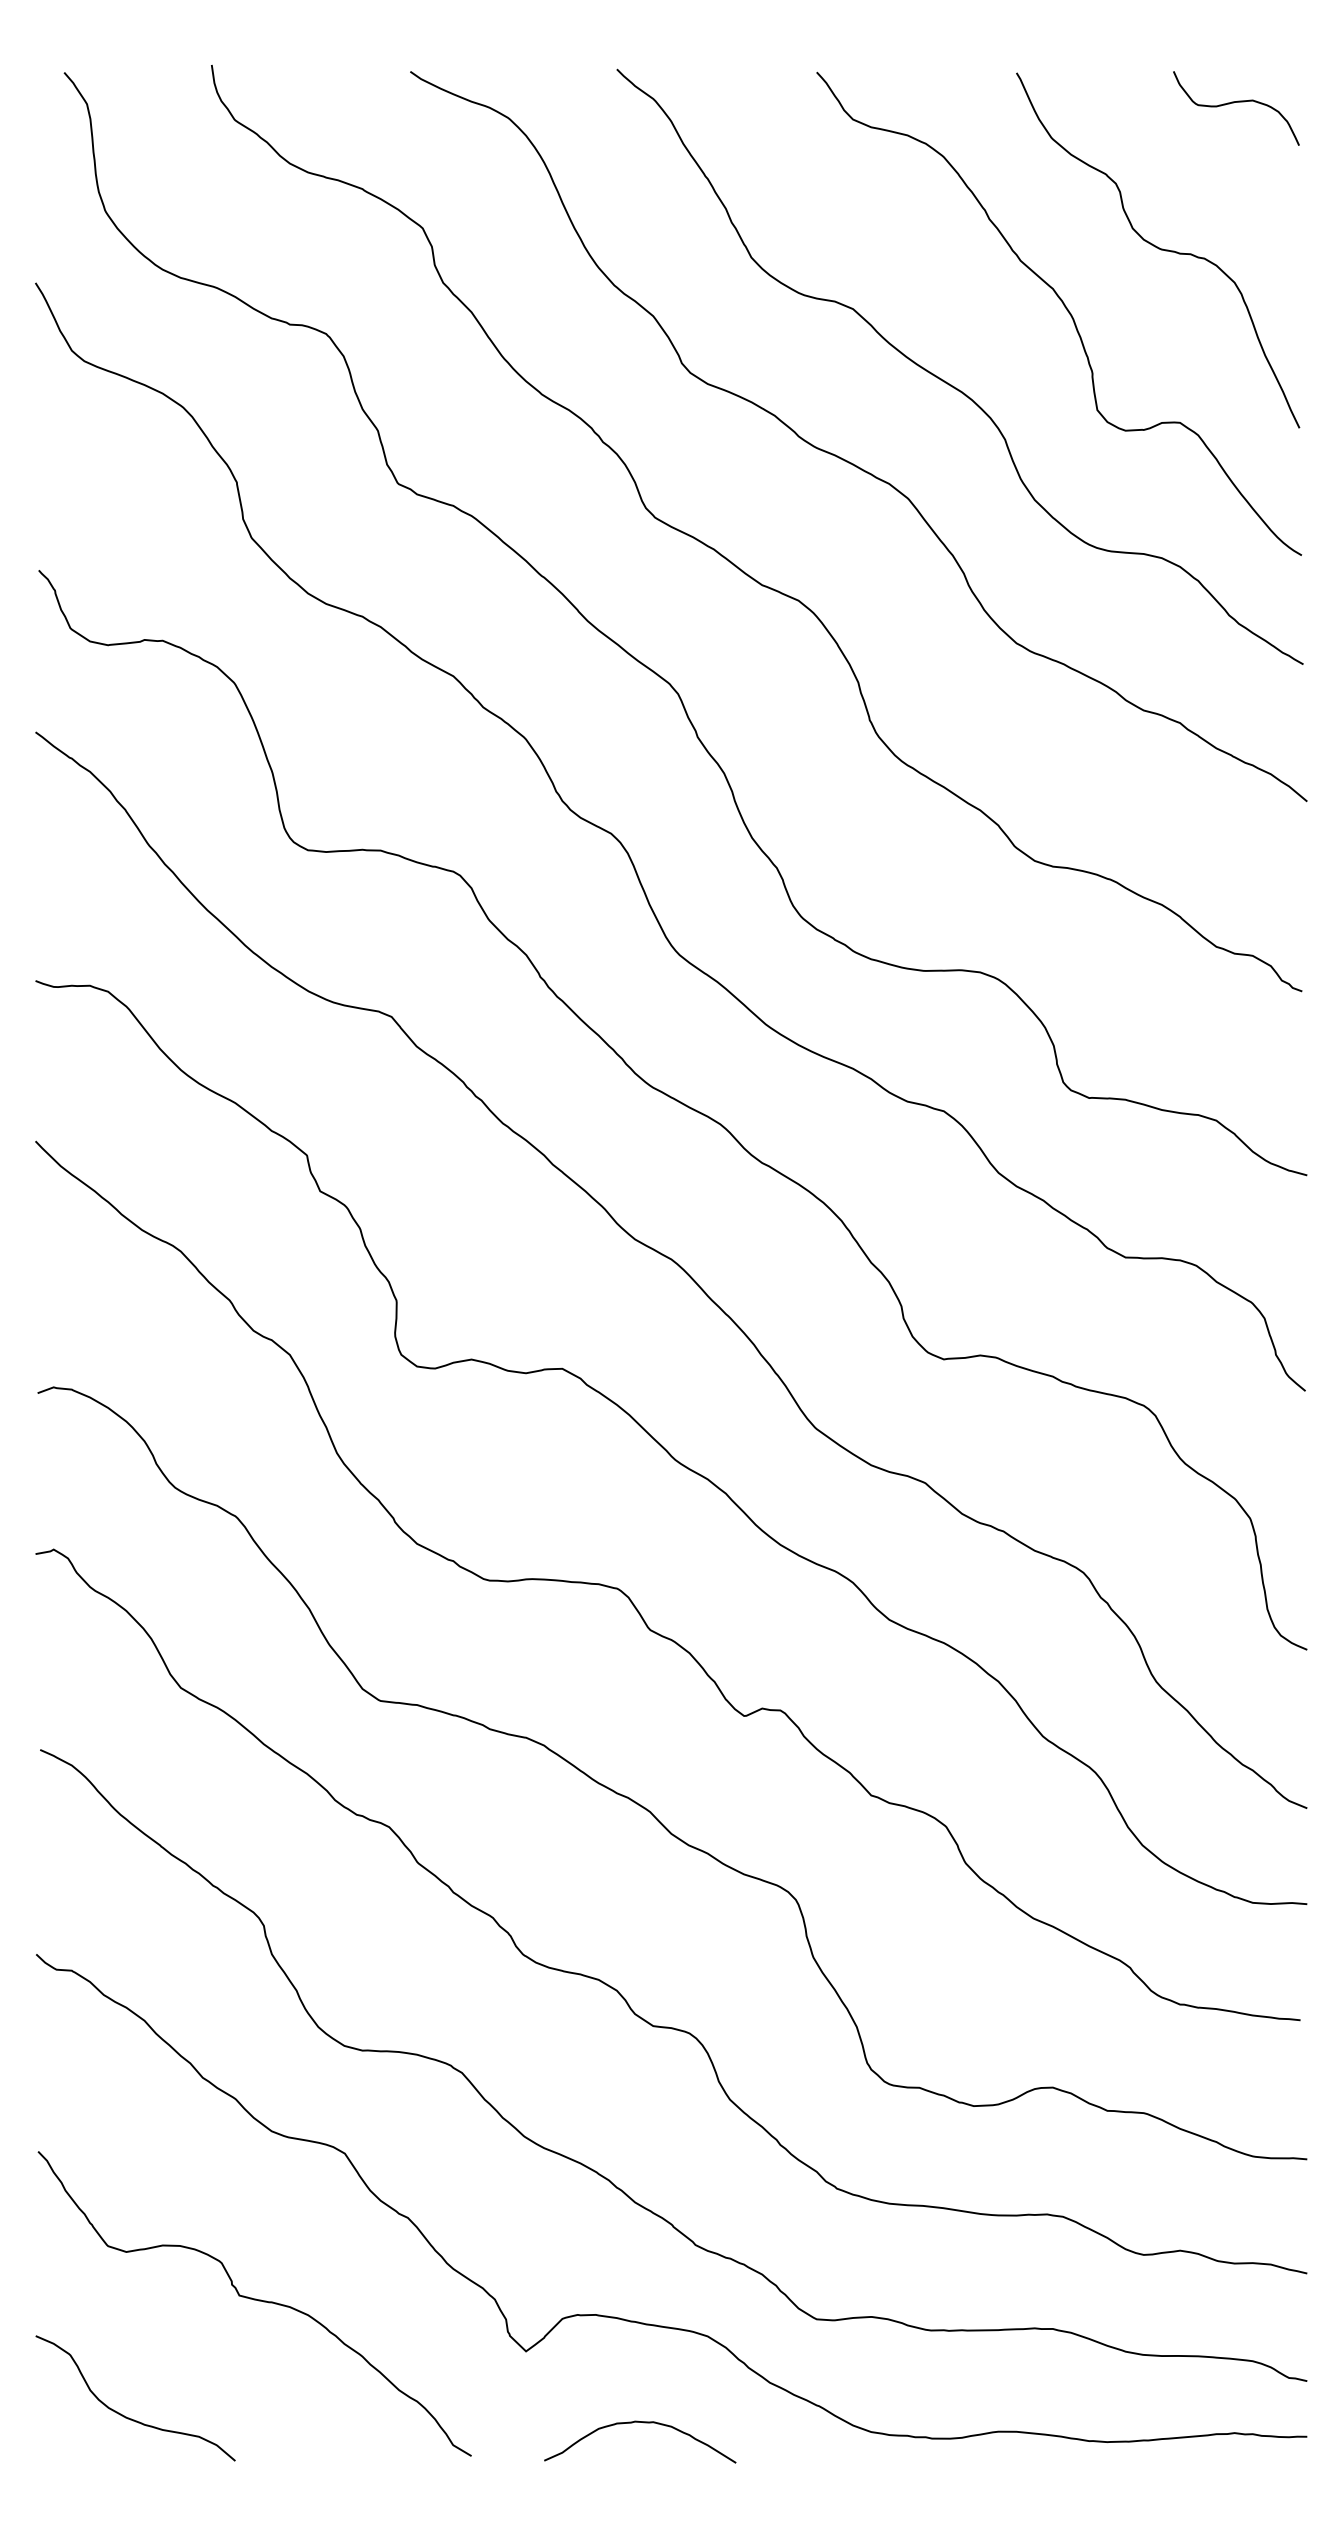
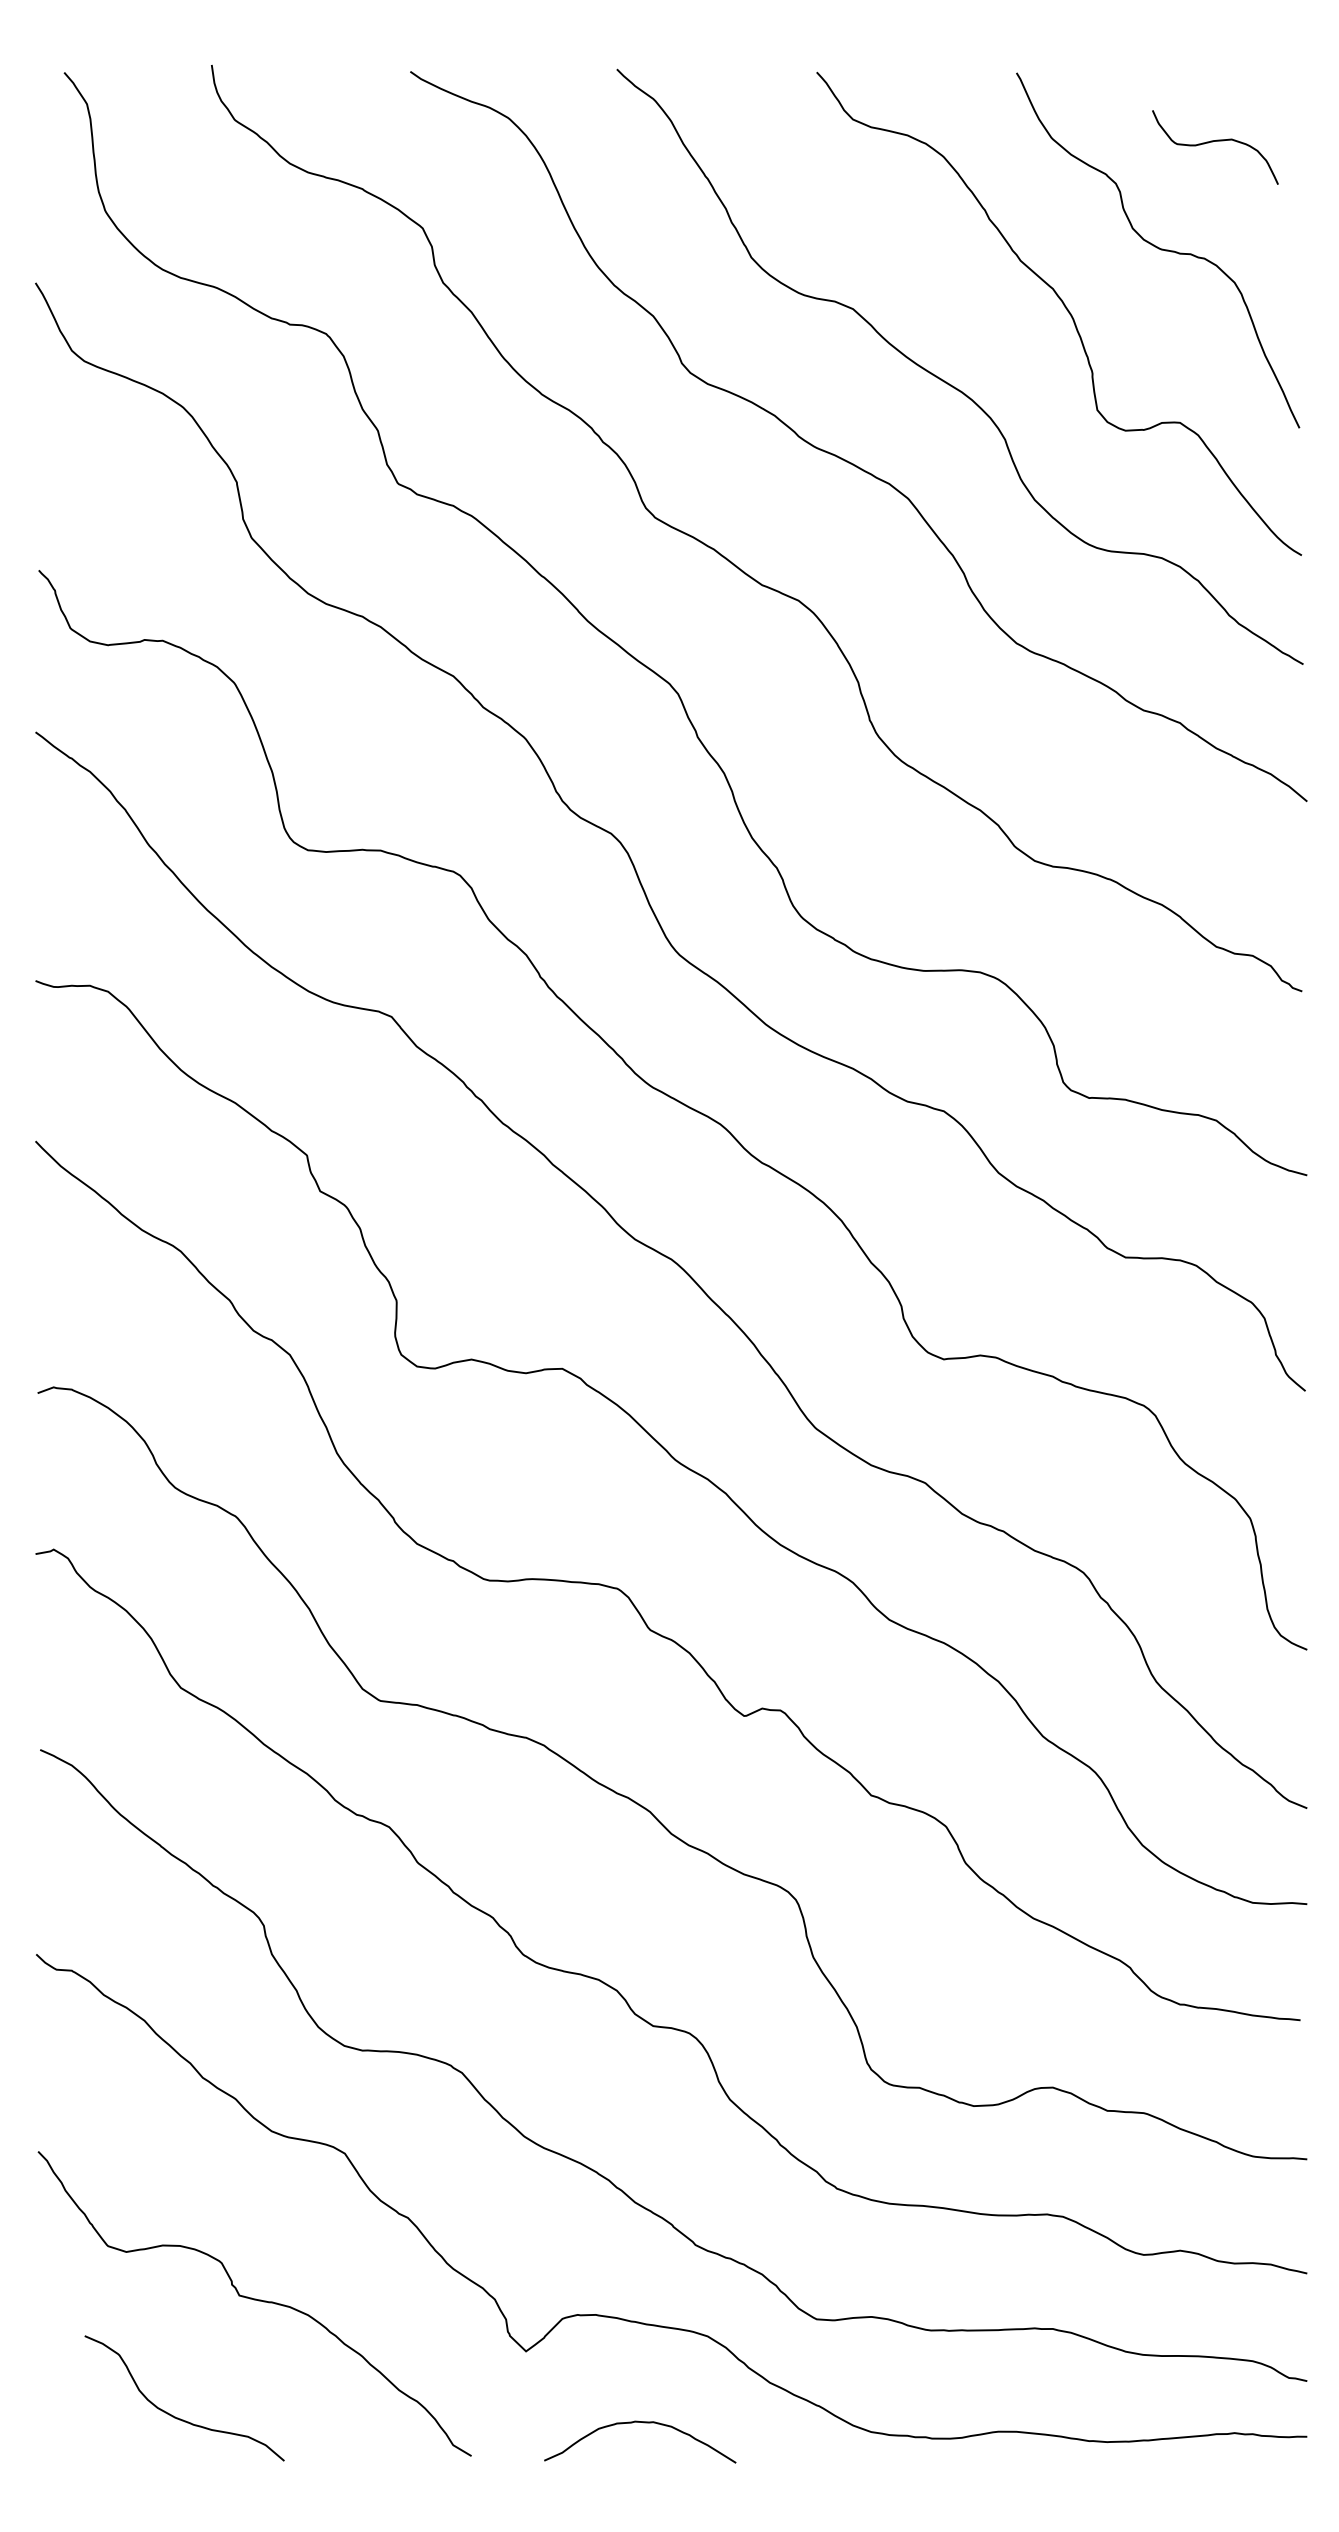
curve position: (1233, 103) -> (1212, 142) (1212, 142)
curve position: (129, 2417) -> (178, 2417) (178, 2417)
